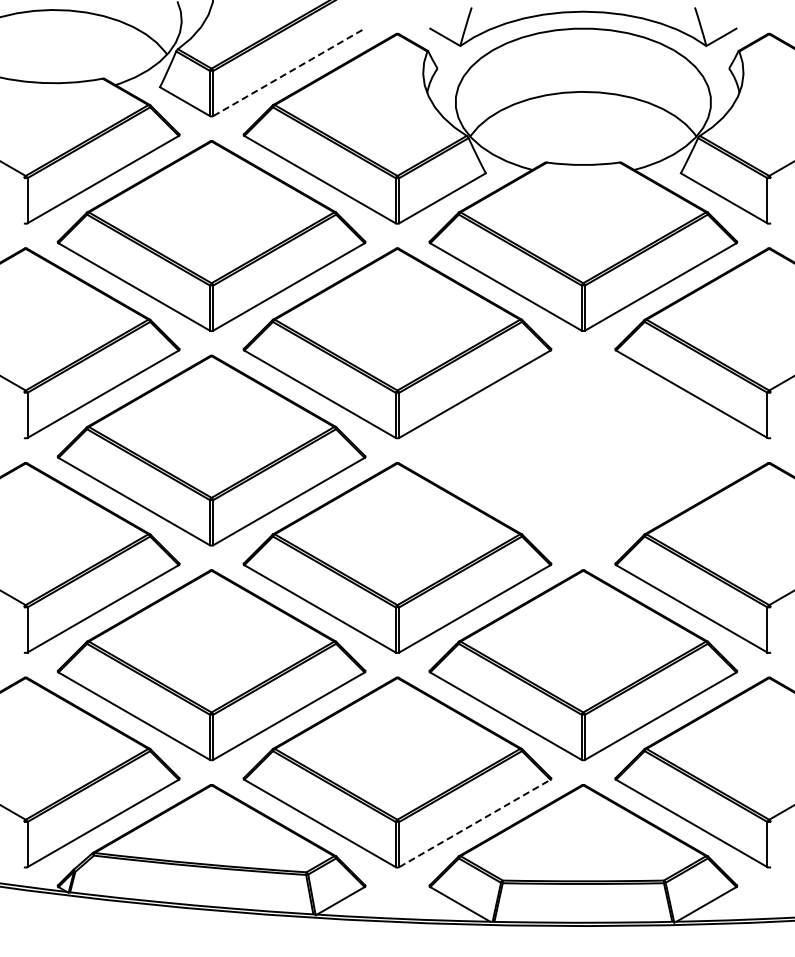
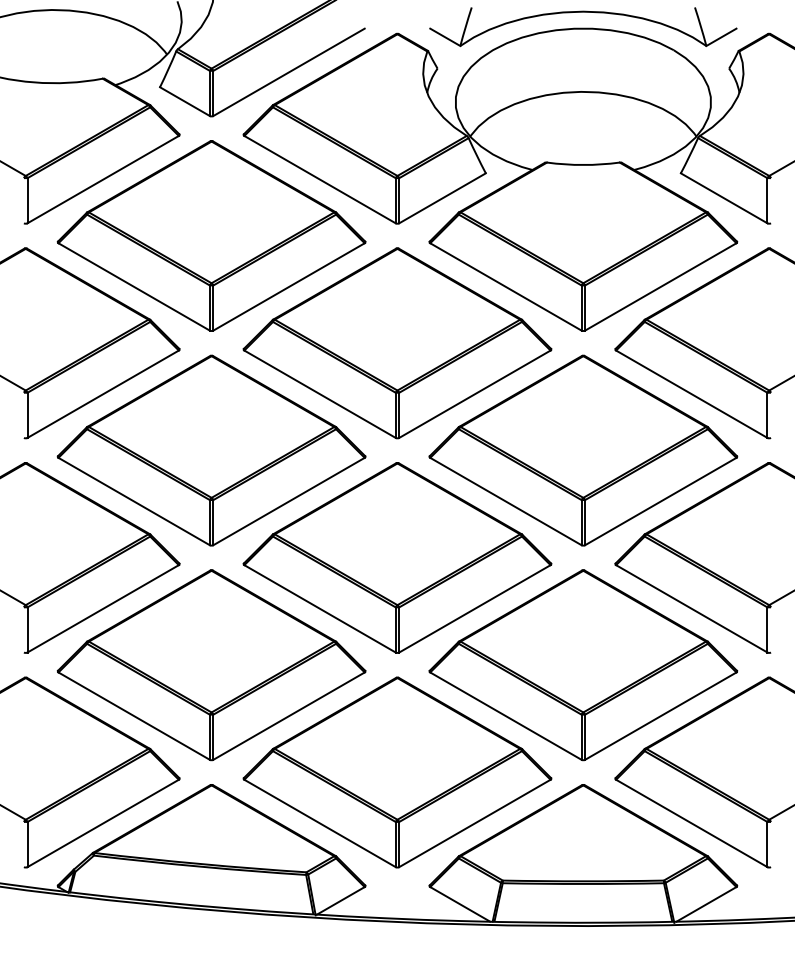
line: dashed -> solid (289, 72)
part: none -> present (583, 450)
line: dashed -> solid (475, 823)
